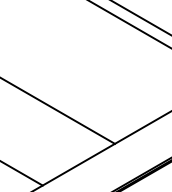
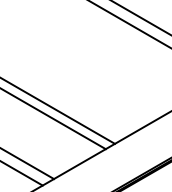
line: none -> present (53, 119)
line: none -> present (28, 164)
